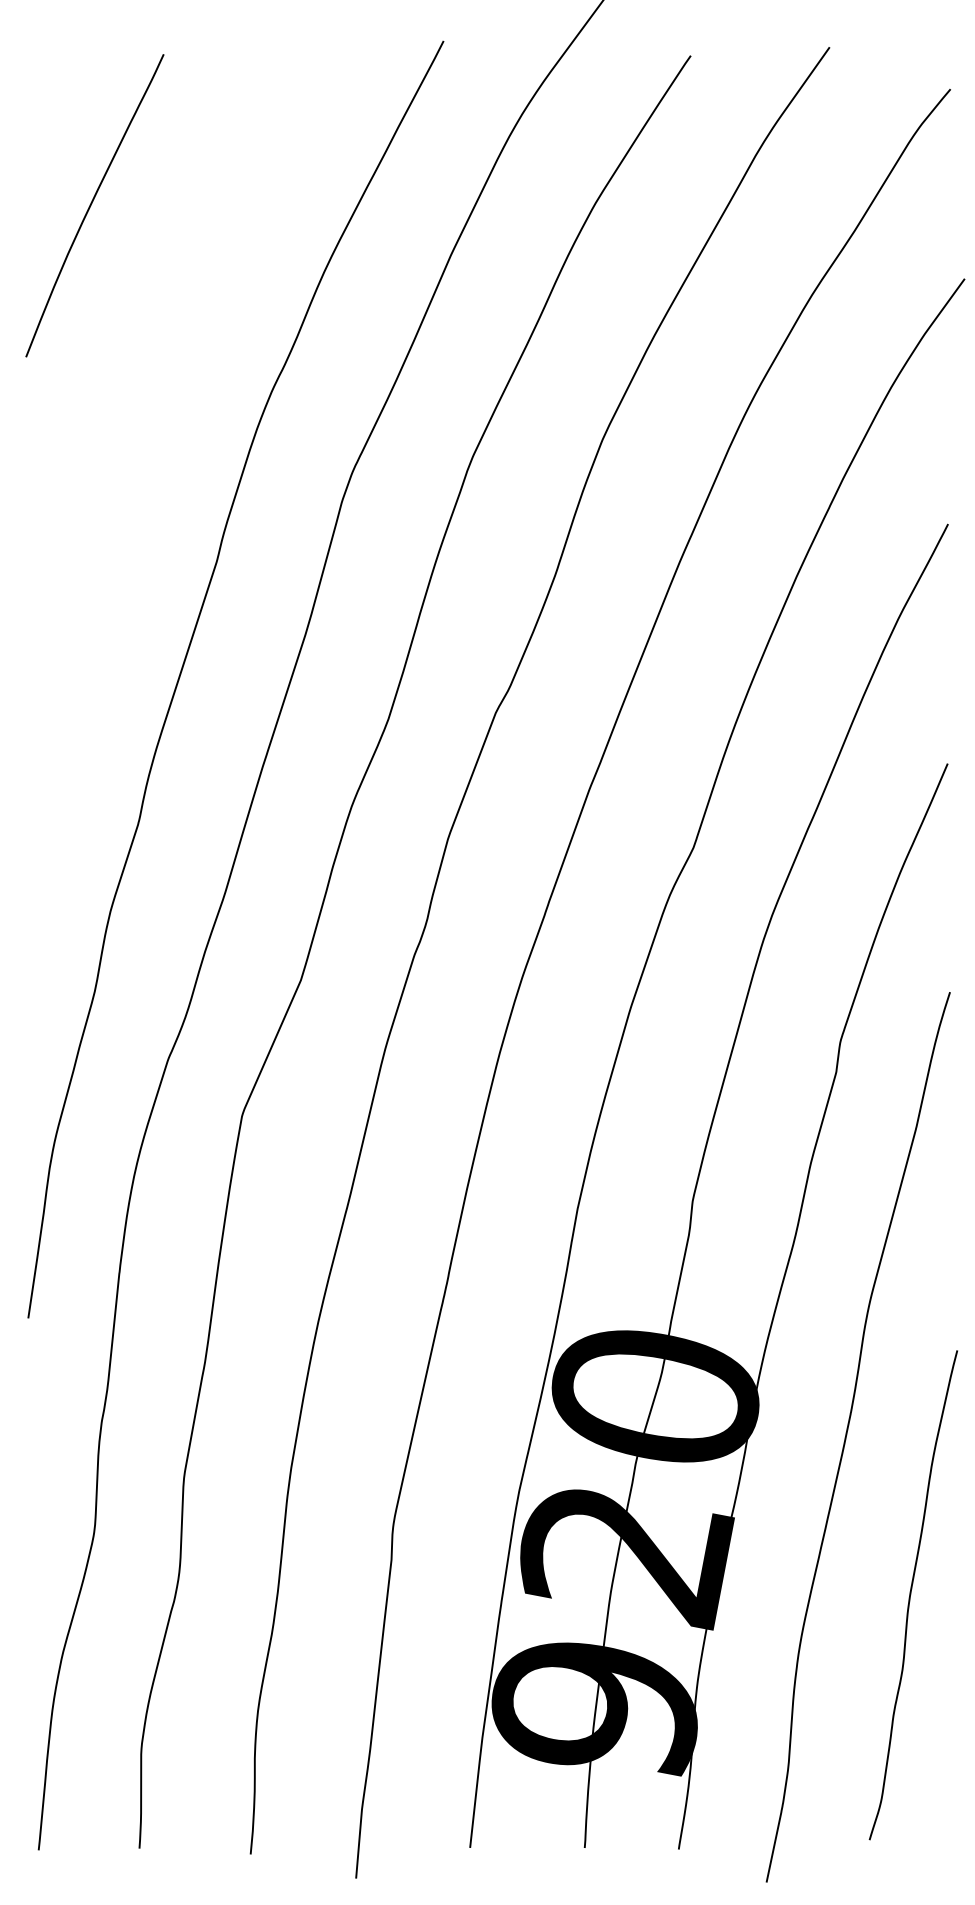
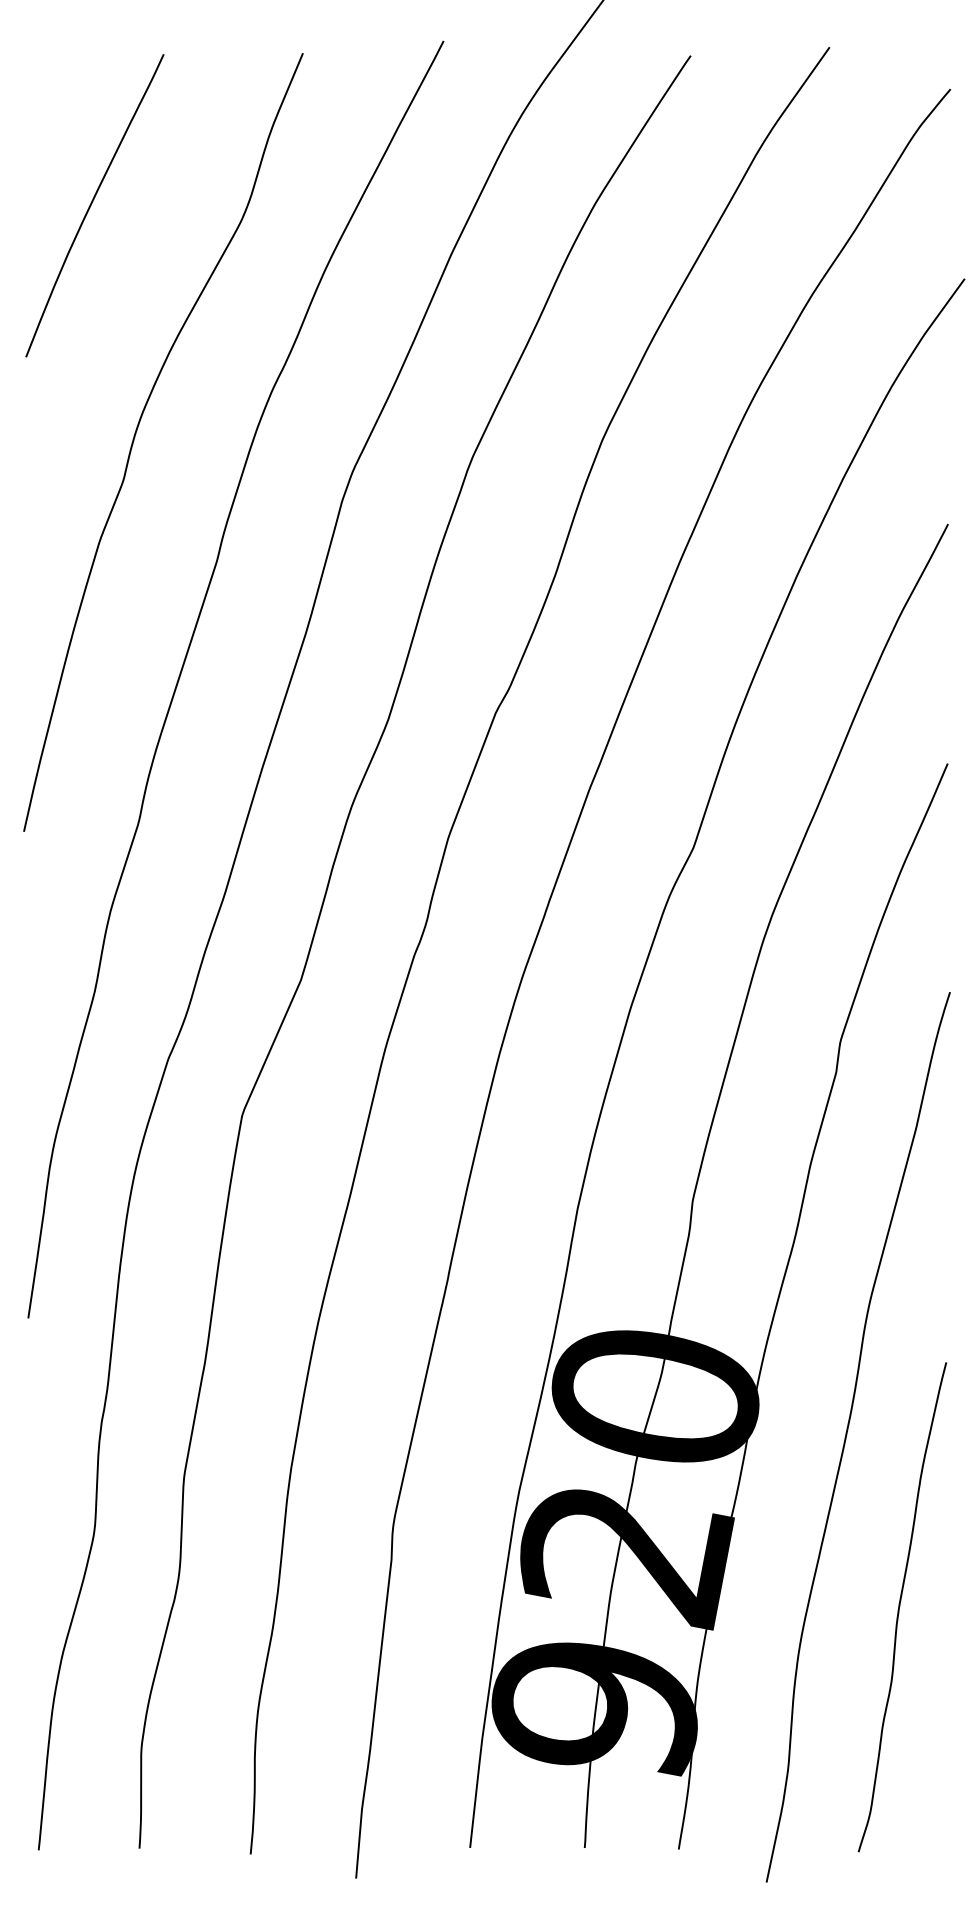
curve: none -> present (136, 434)
curve position: (911, 1594) -> (900, 1606) (900, 1606)
